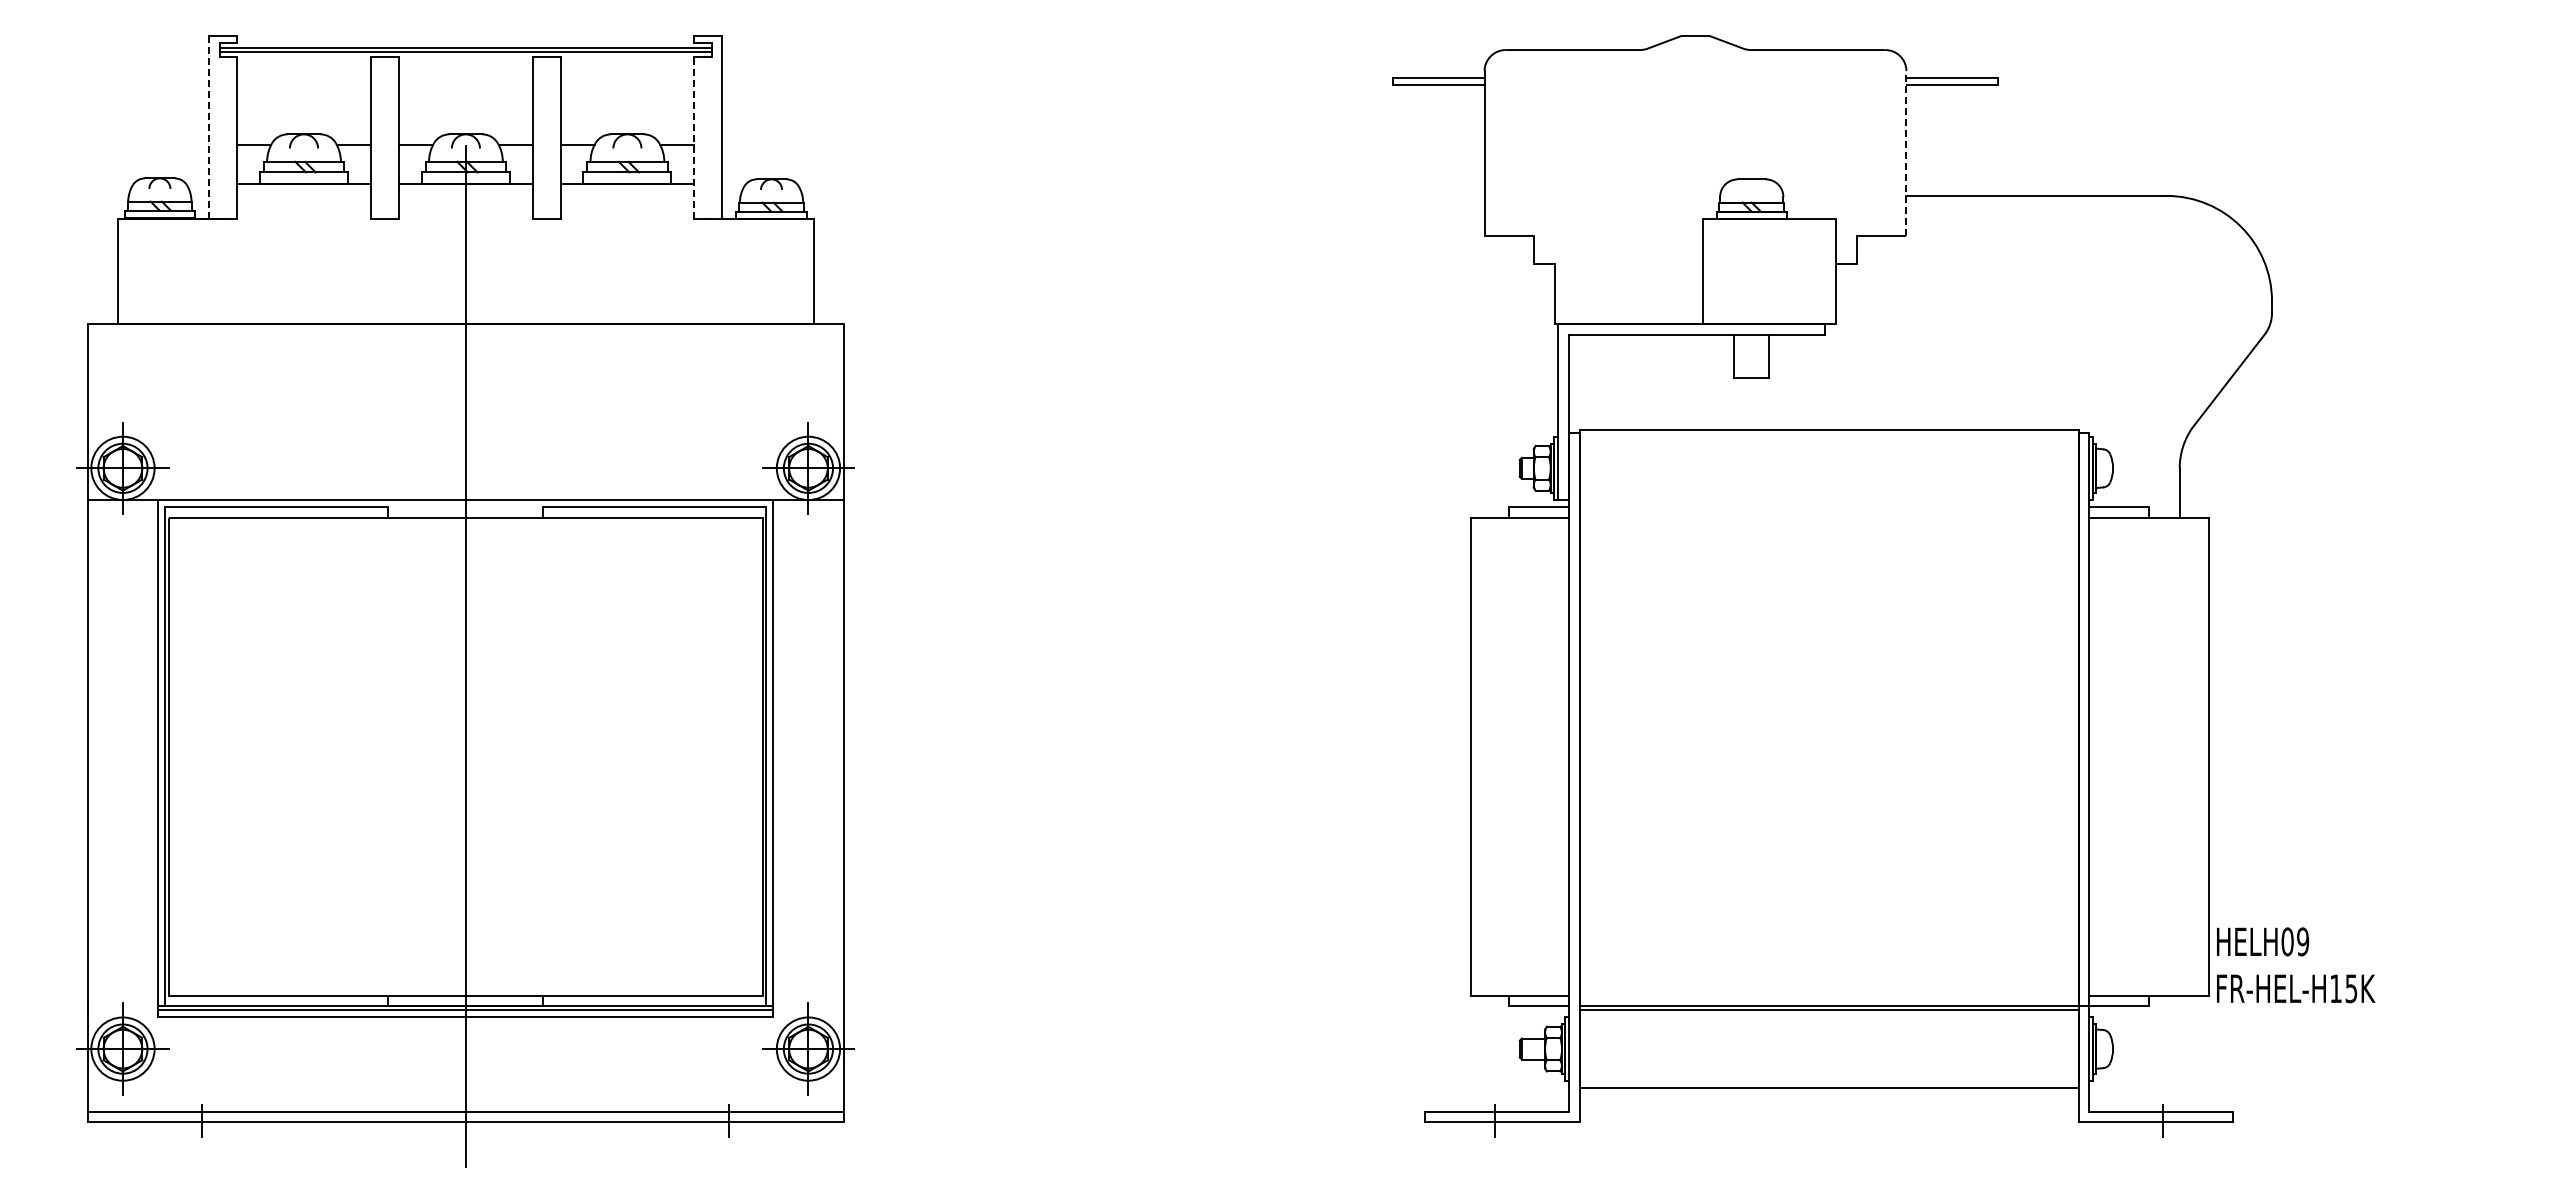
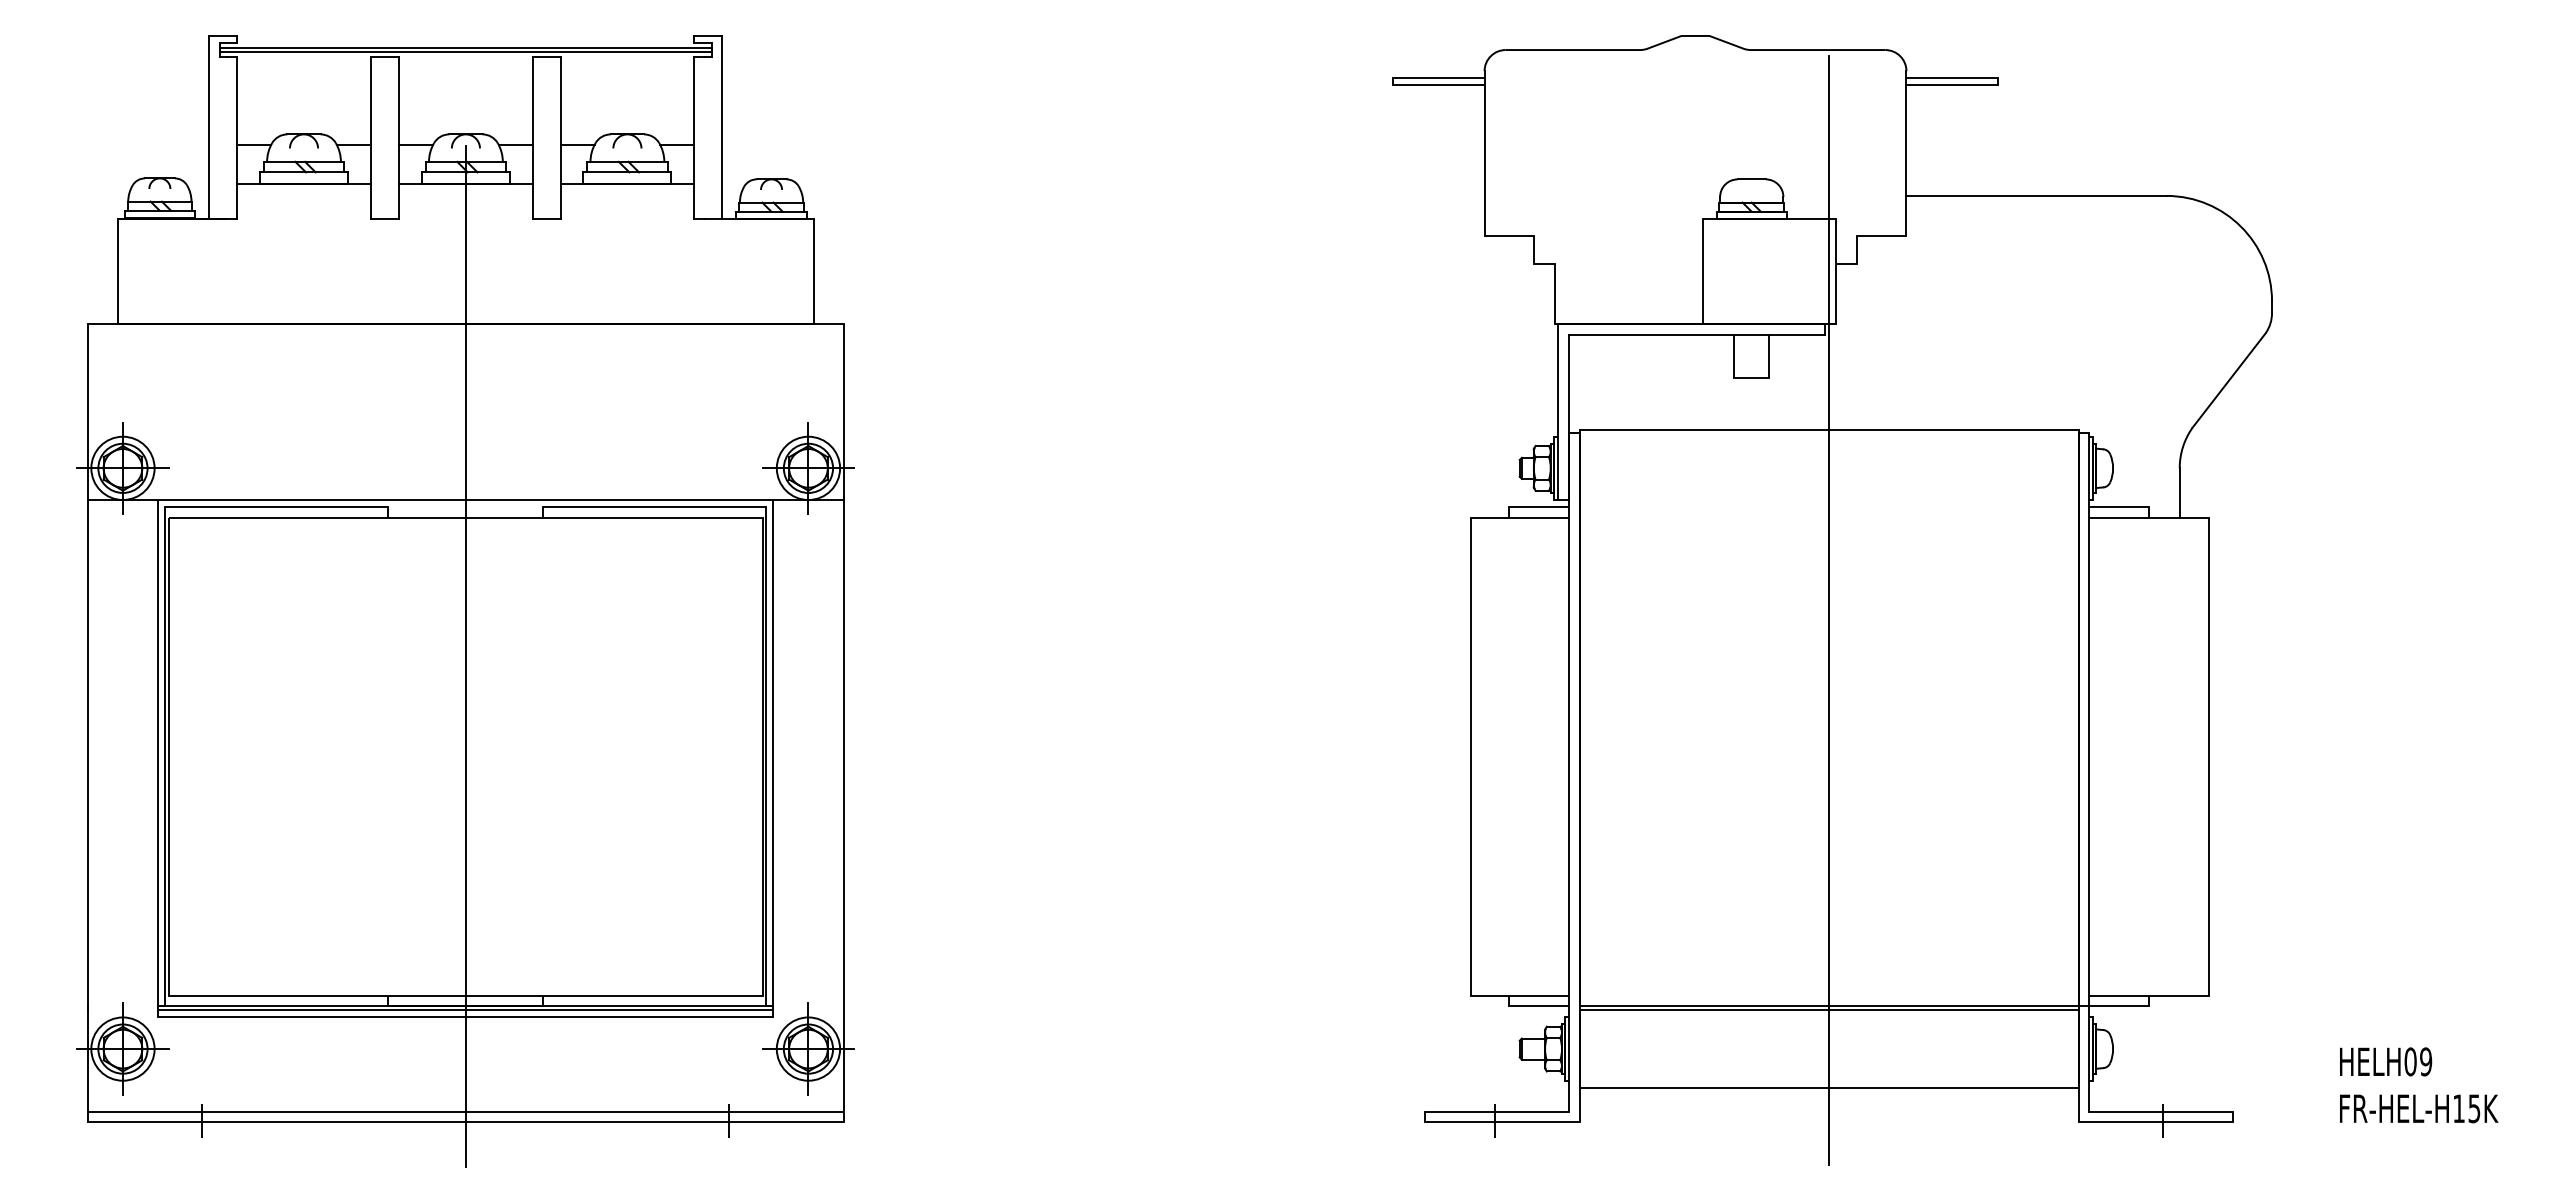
line: dashed -> solid (209, 126)
line: dashed -> solid (694, 137)
line: dashed -> solid (1906, 153)
line: none -> present (1829, 610)
text position: (2296, 965) -> (2419, 1085) (2419, 1085)
